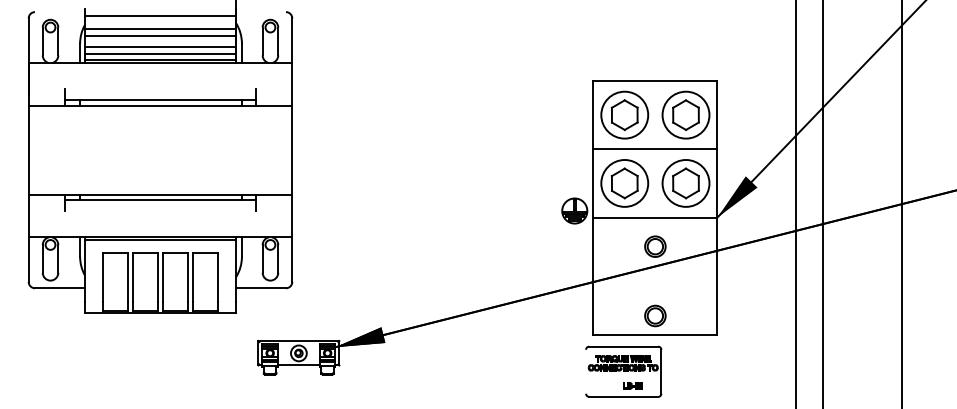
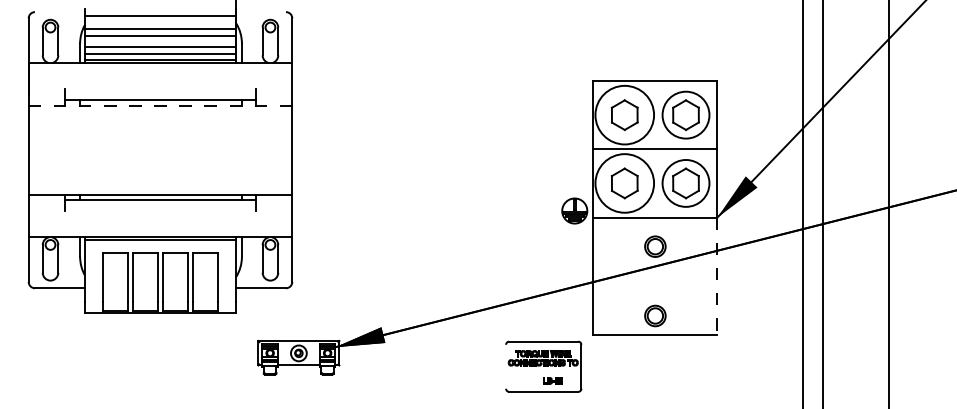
line: solid -> dashed (160, 105)
circle diameter: 47 px -> 59 px (624, 114)
circle diameter: 47 px -> 59 px (624, 183)
line position: (795, 203) -> (802, 203) (802, 203)
line position: (902, 203) -> (889, 203) (889, 203)
line: solid -> dashed (717, 276)
part position: (623, 371) -> (543, 366) (543, 366)
